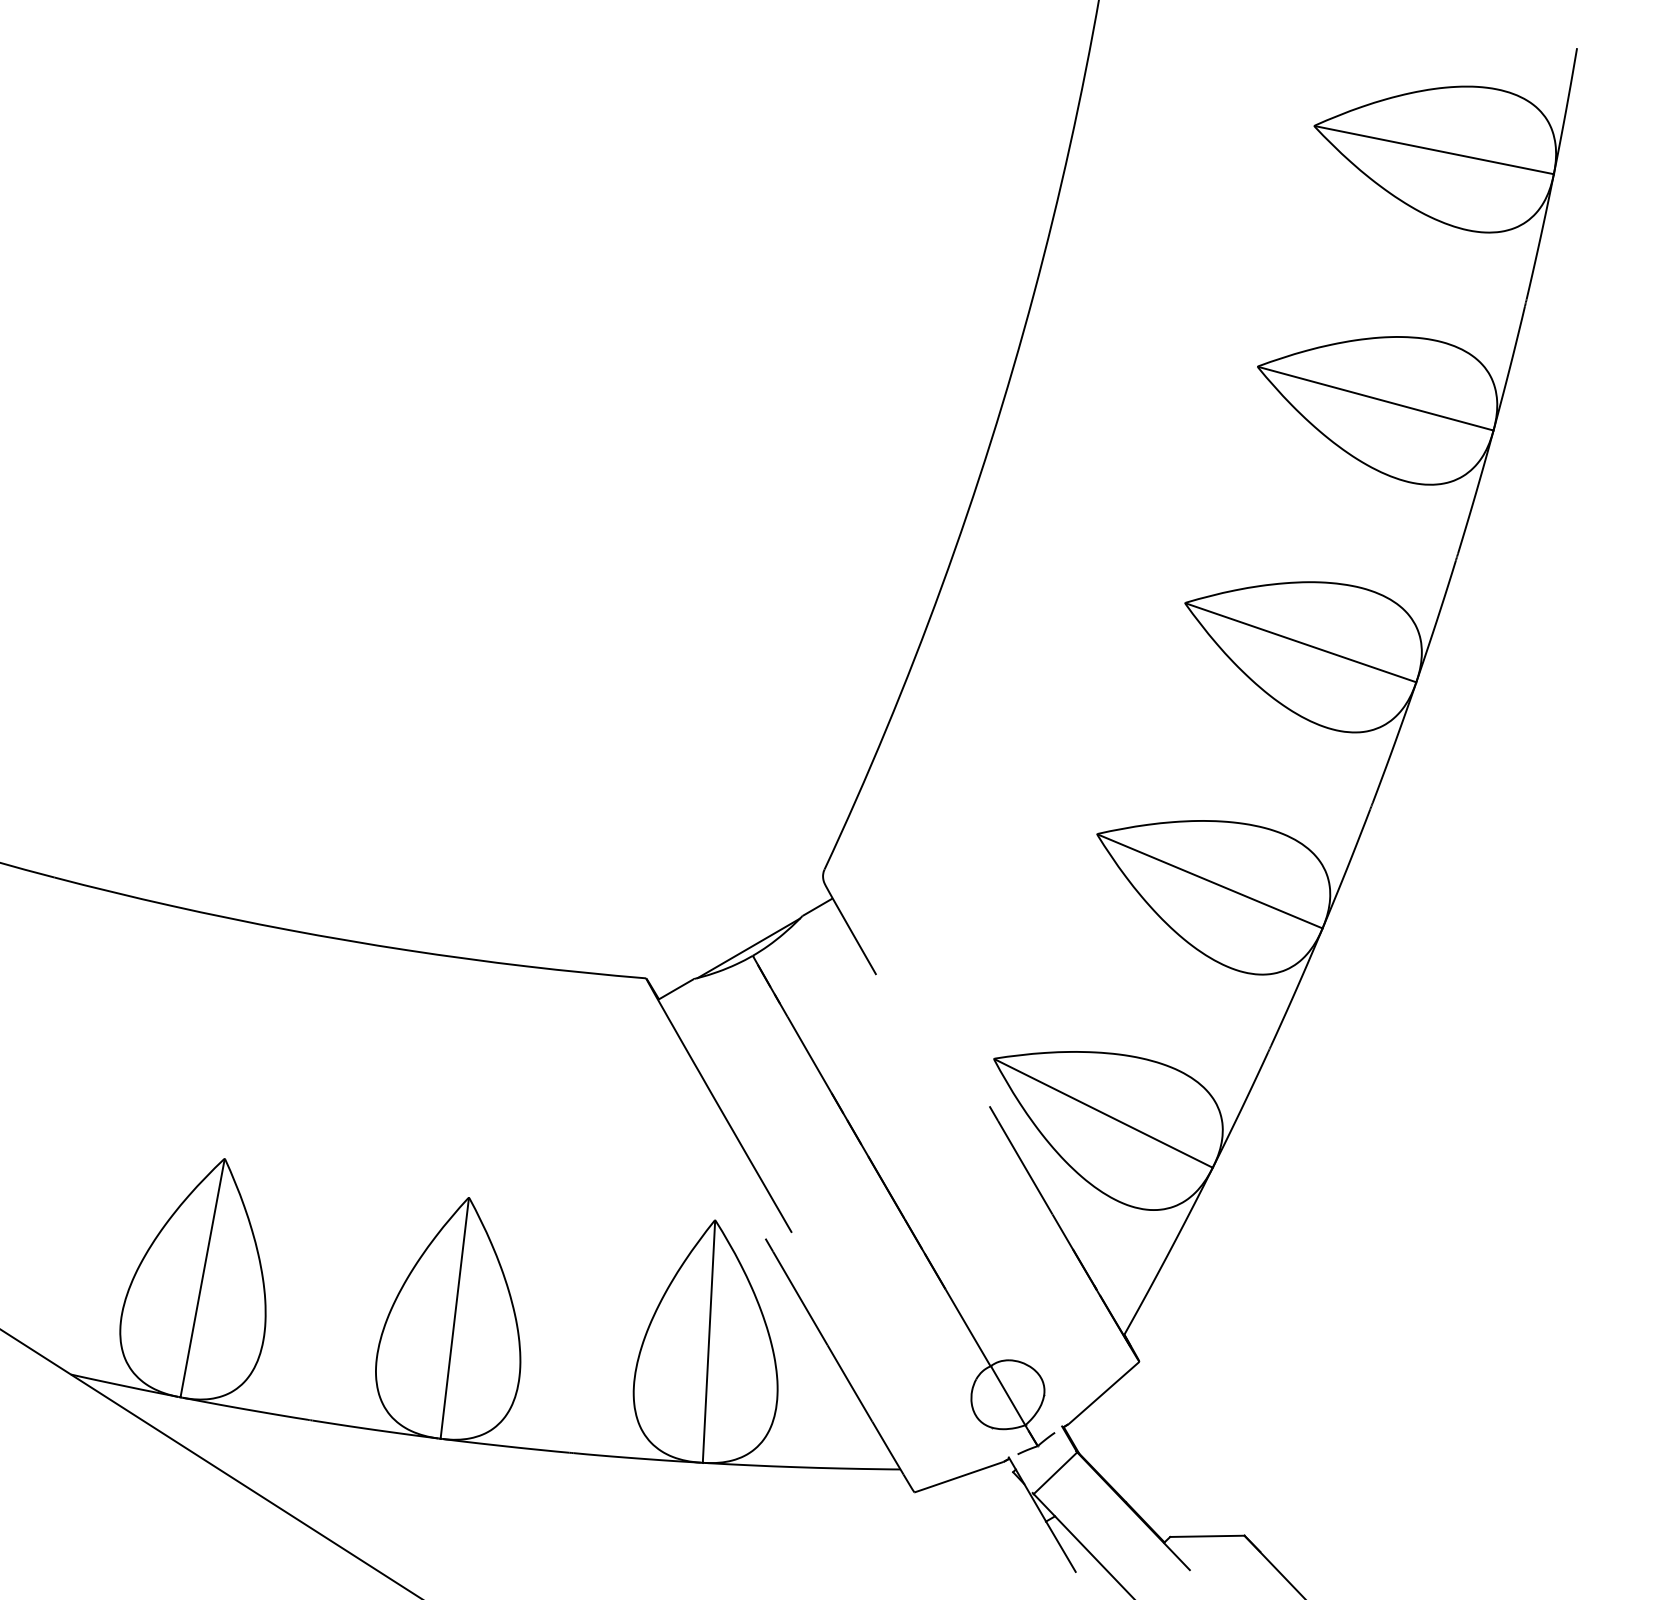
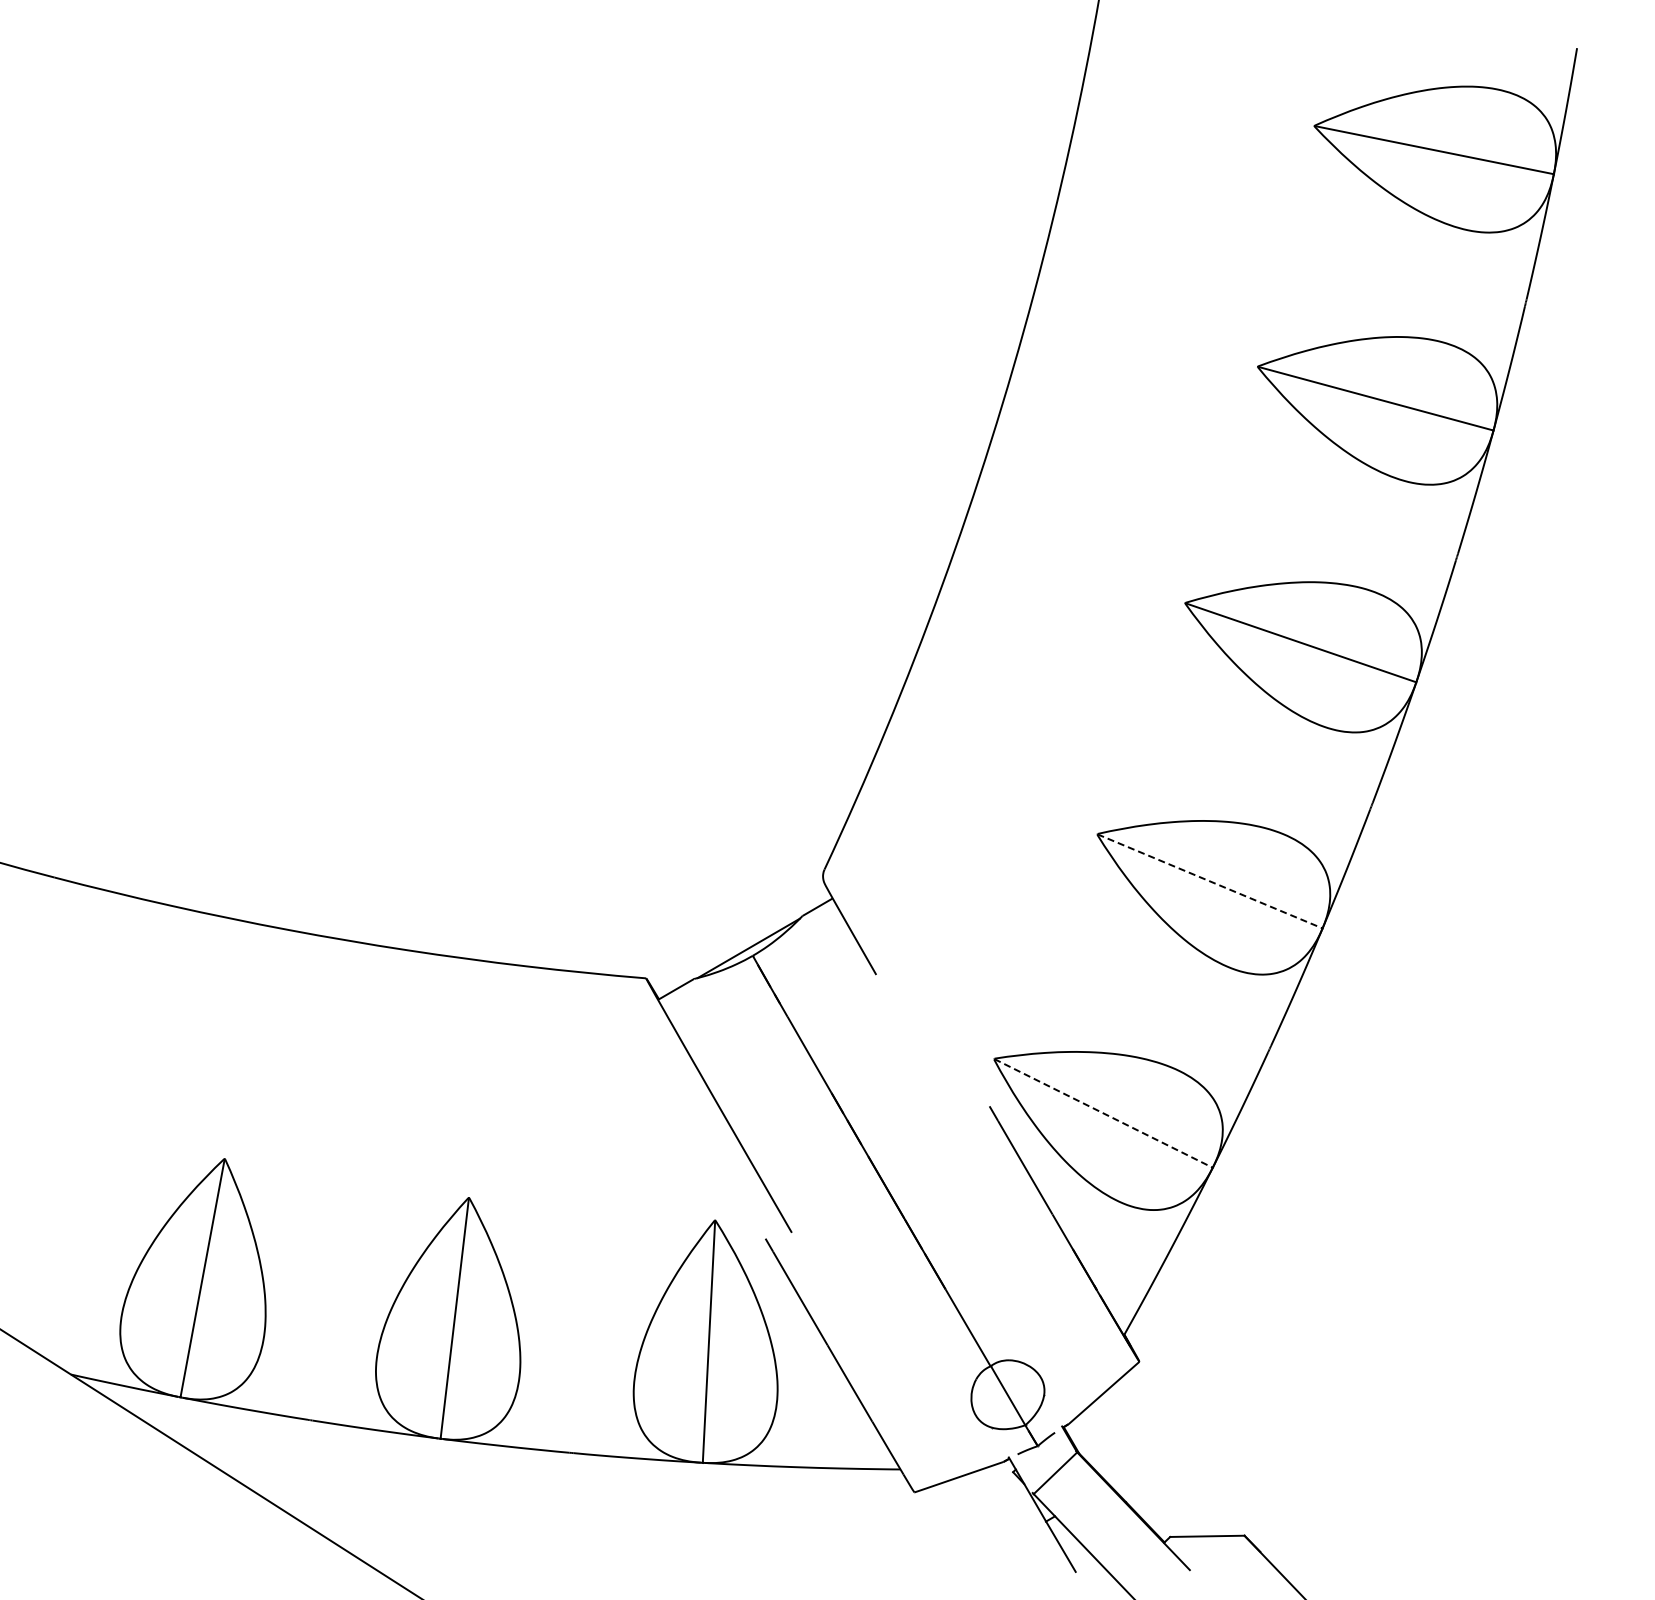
line: solid -> dashed (1209, 881)
line: solid -> dashed (1103, 1113)
